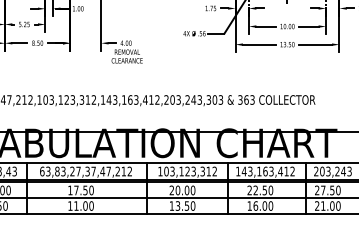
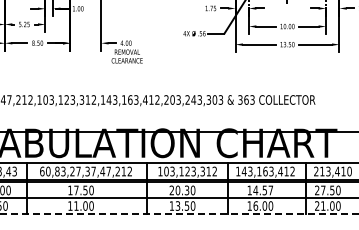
text: 63,83,27,37,47,212 -> 60,83,27,37,47,212 (48, 171)
text: 203,243 -> 213,410 (335, 171)
text: 20.00 -> 20.30 (186, 190)
text: 22.50 -> 14.57 (260, 190)
line: solid -> dashed (179, 214)
